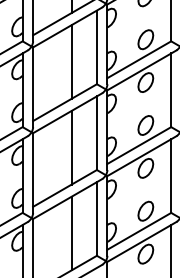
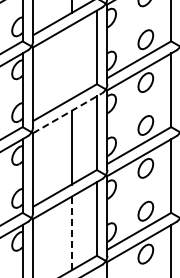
line: present -> none (71, 61)
line: solid -> dashed (67, 113)
line: solid -> dashed (71, 233)
